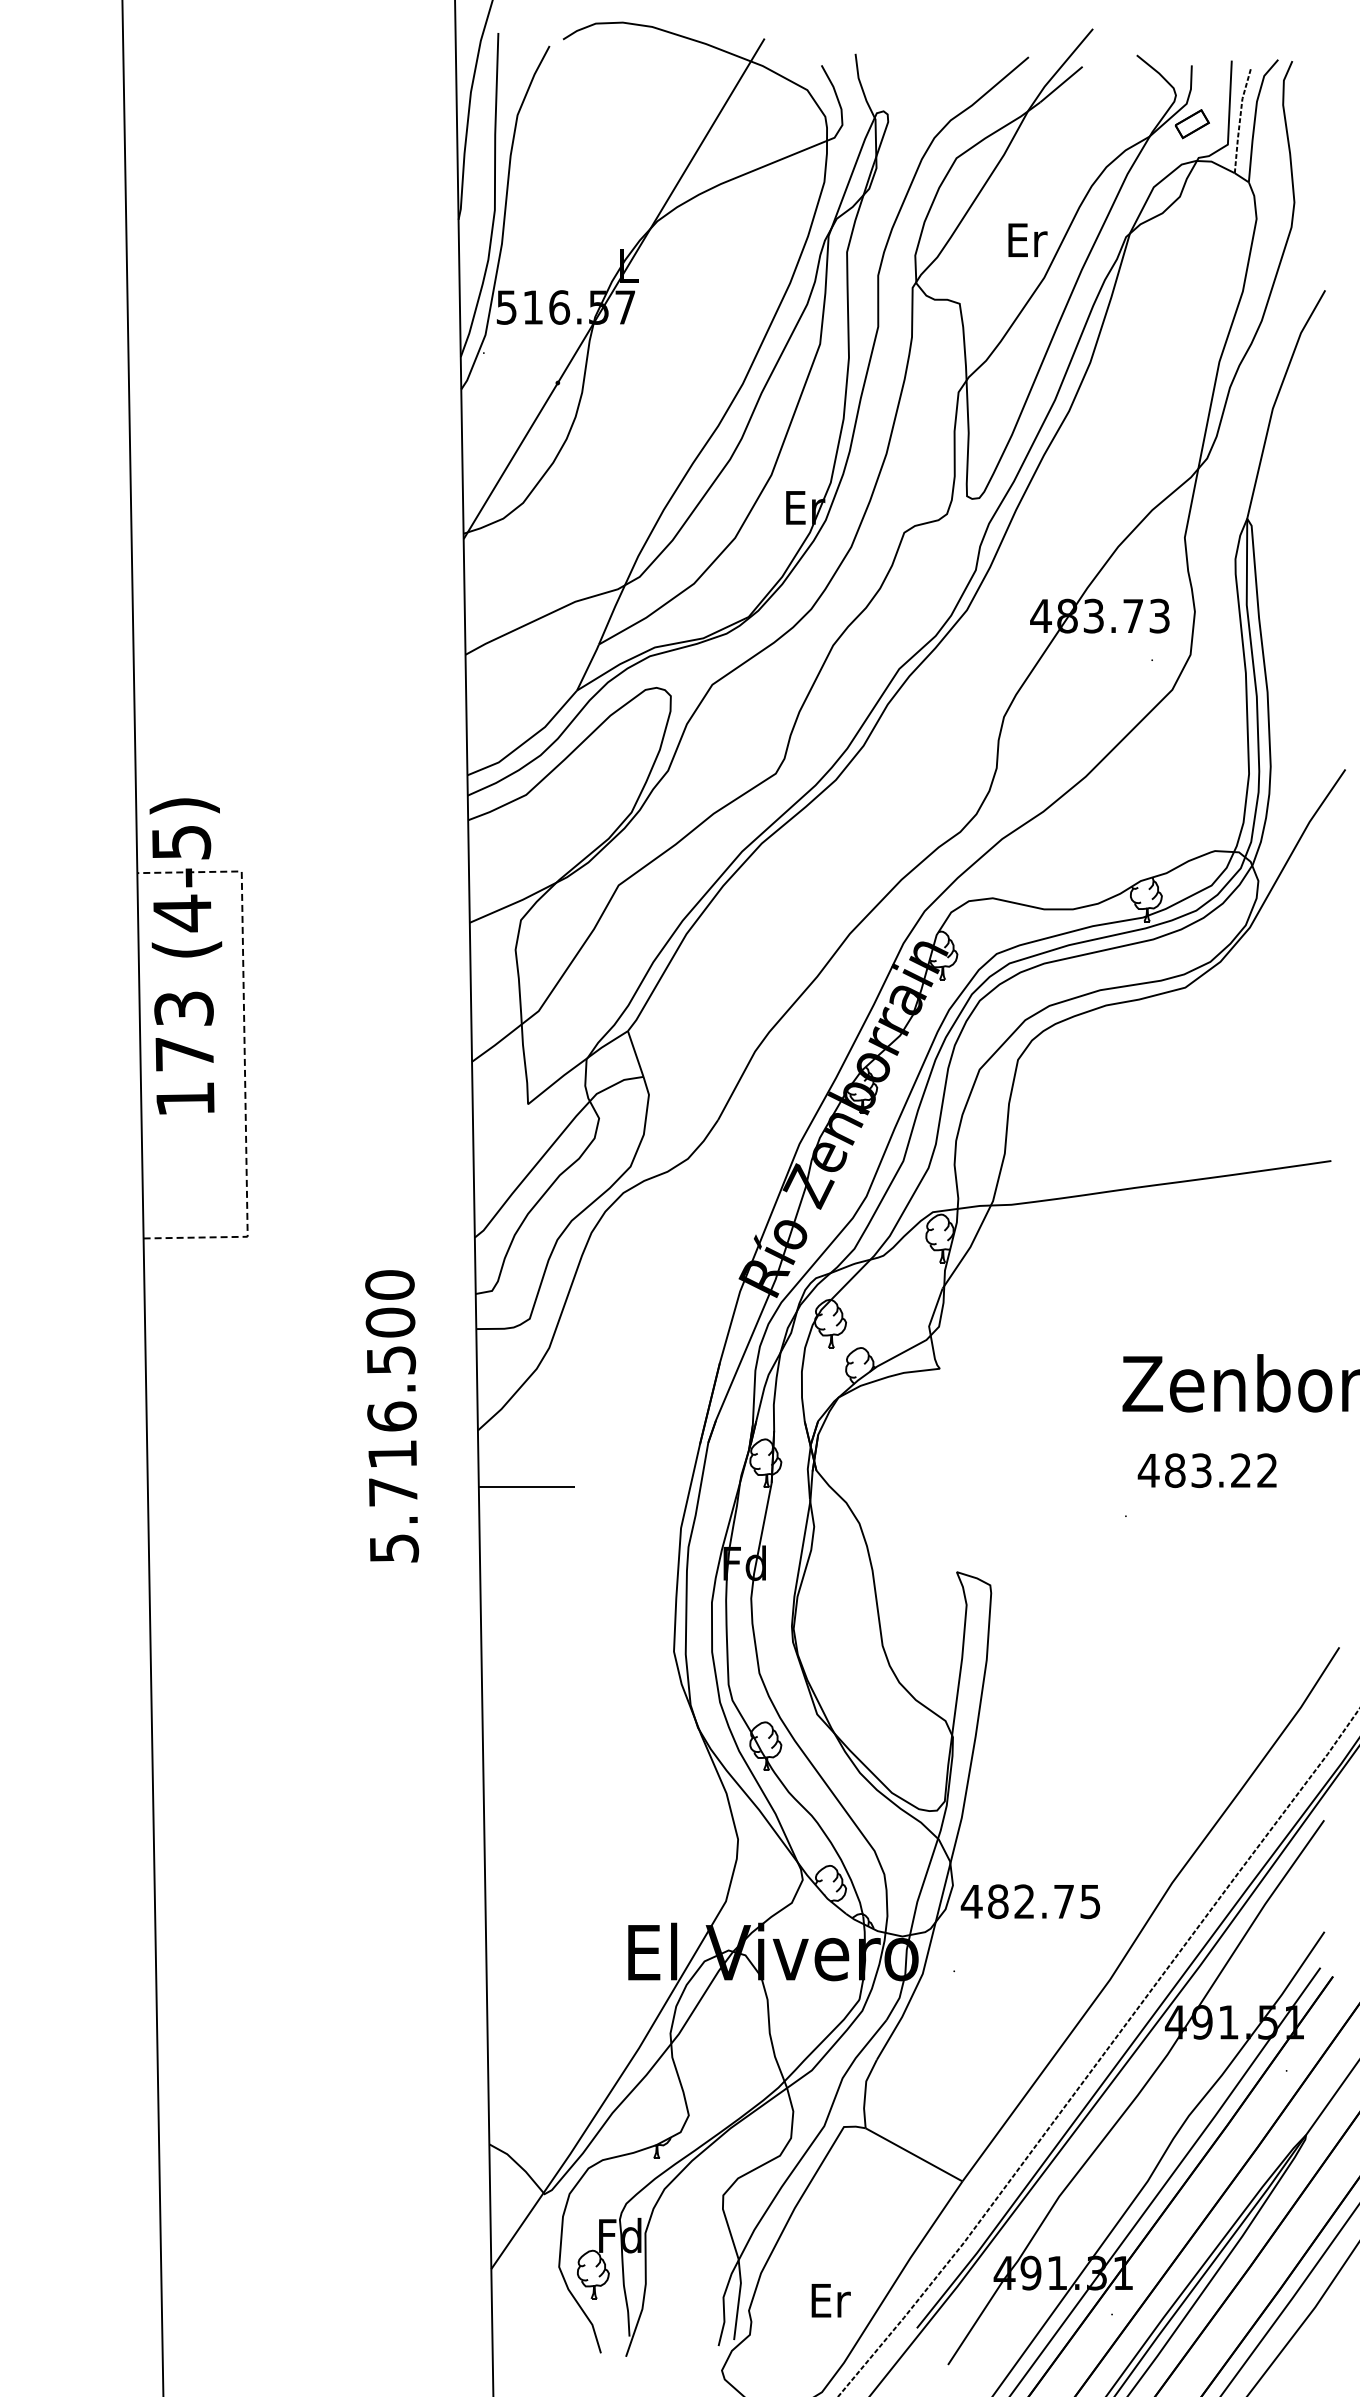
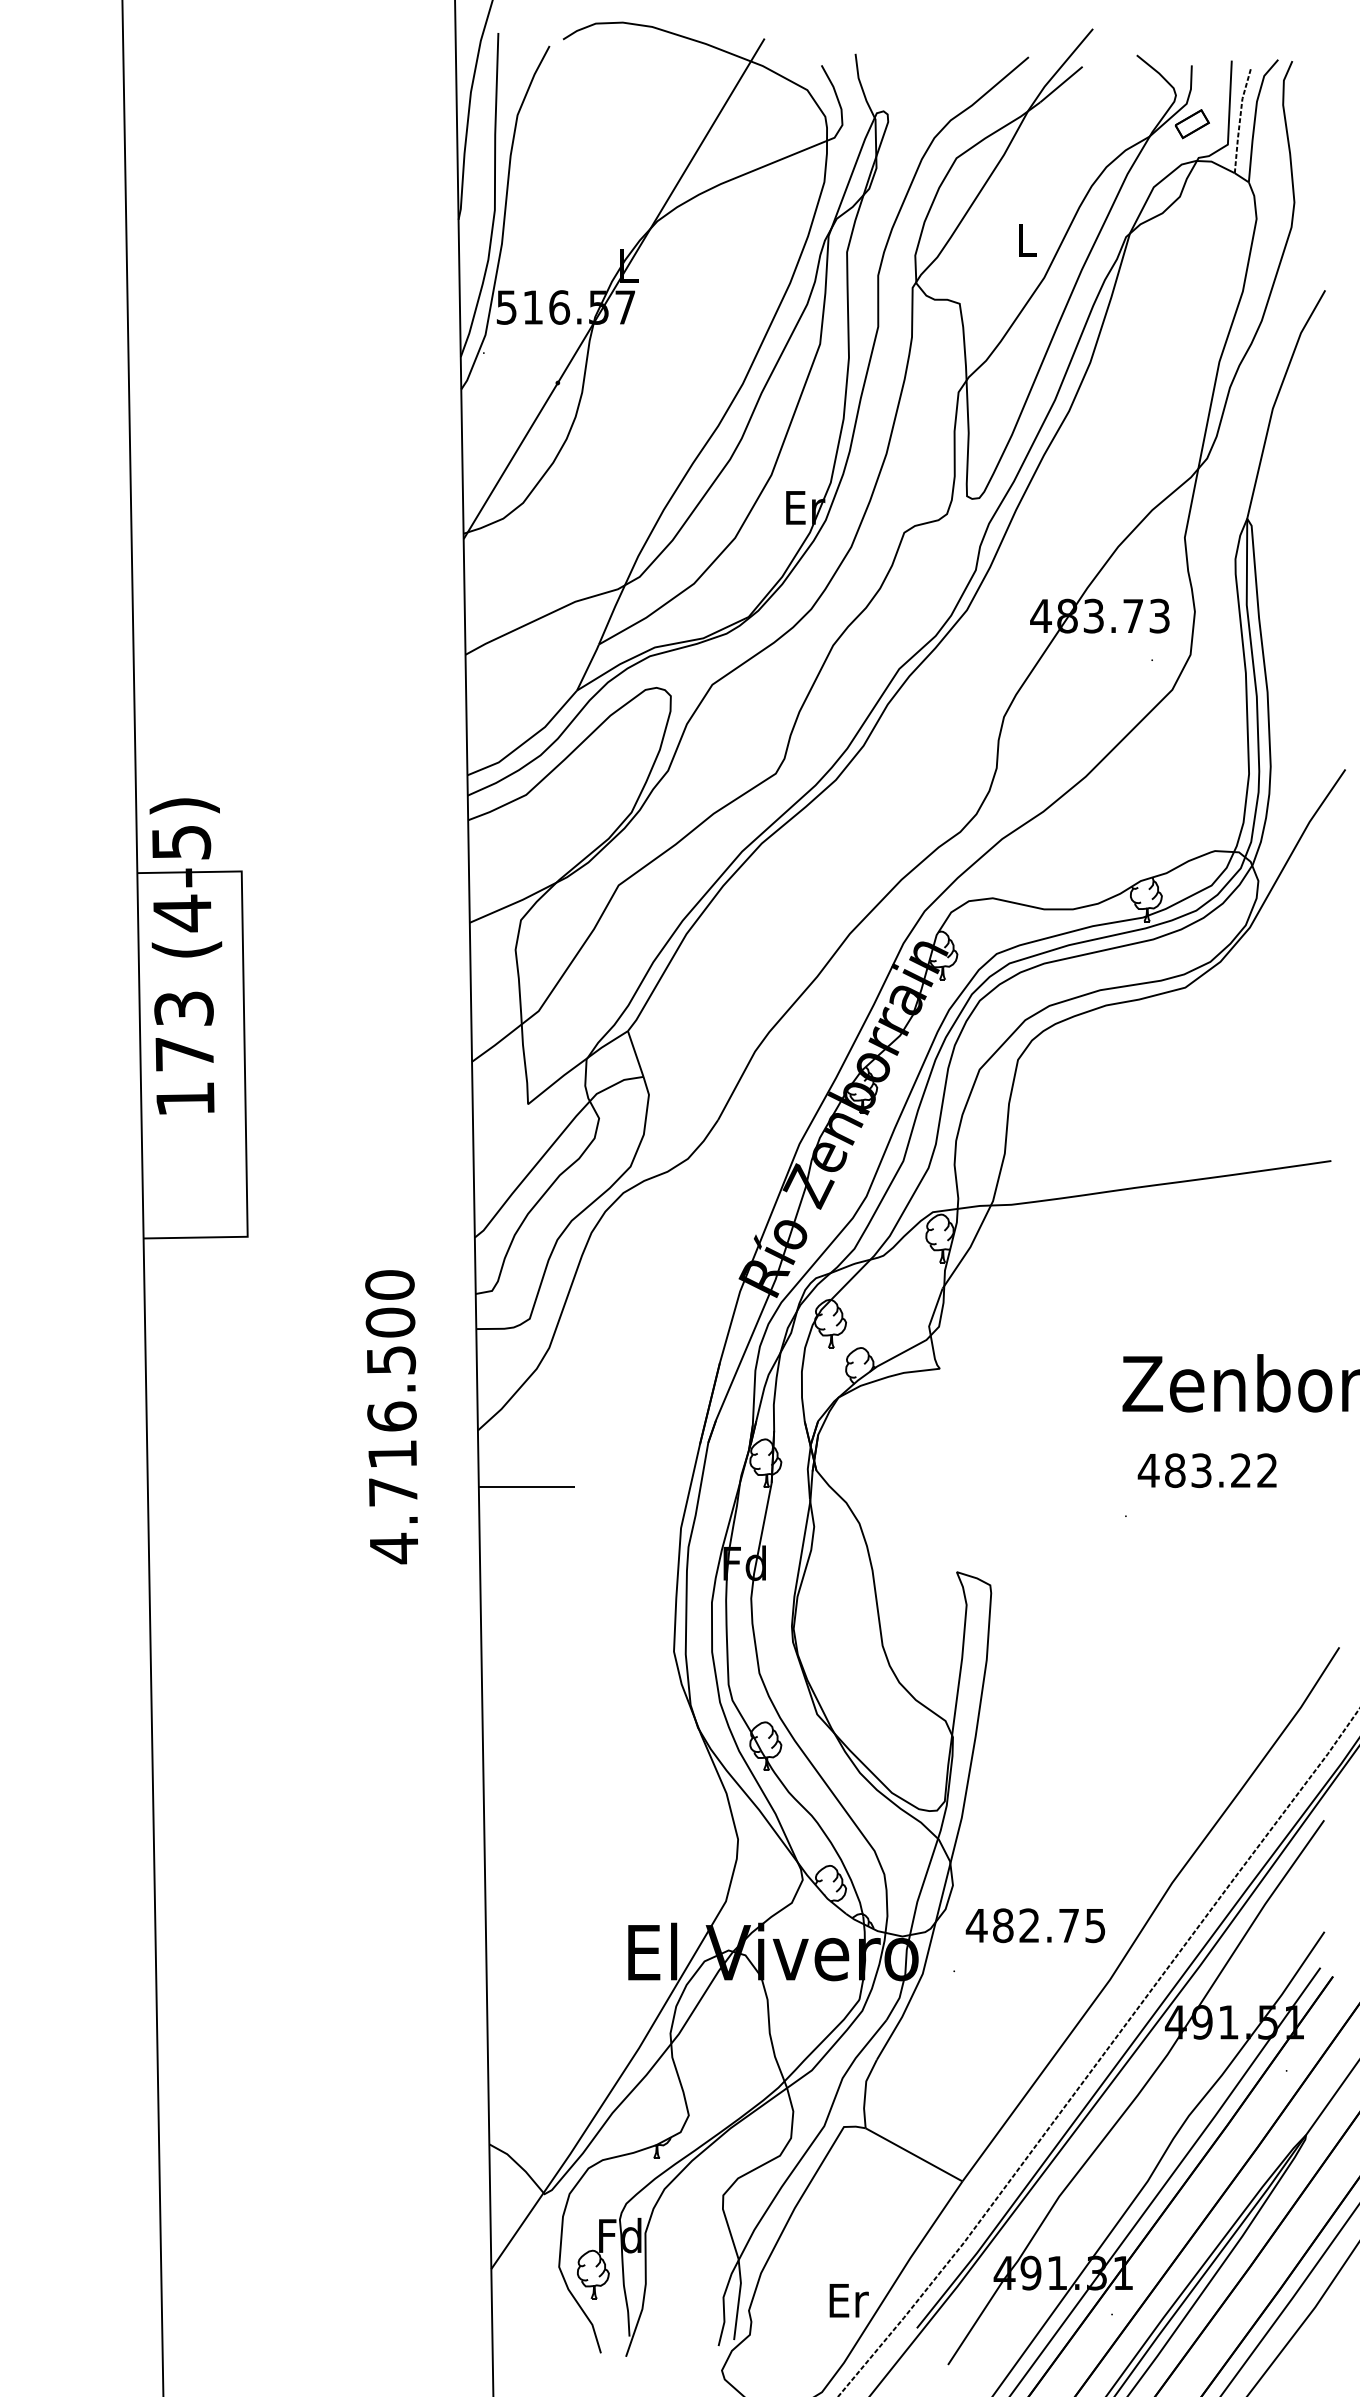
text: Er -> L (1027, 240)
line: dashed -> solid (244, 1054)
text: 5.716.500 -> 4.716.500 (394, 1548)
text position: (1030, 1901) -> (1035, 1925) (1035, 1925)
text position: (830, 2300) -> (848, 2300) (848, 2300)
